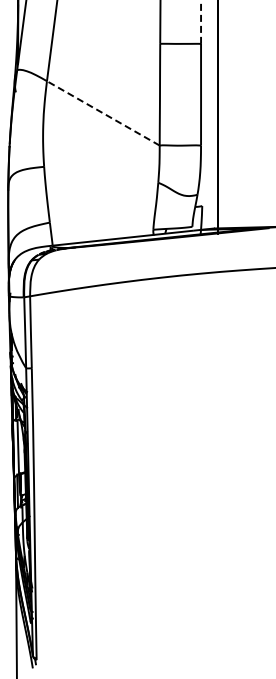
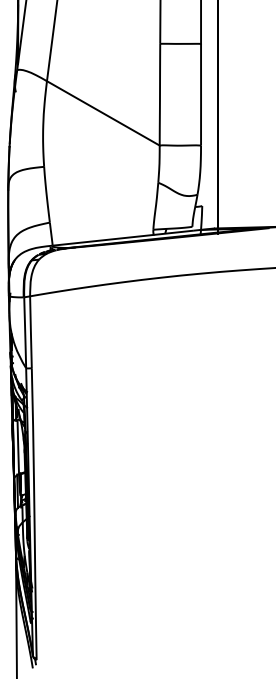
line: dashed -> solid (201, 21)
line: dashed -> solid (103, 113)
